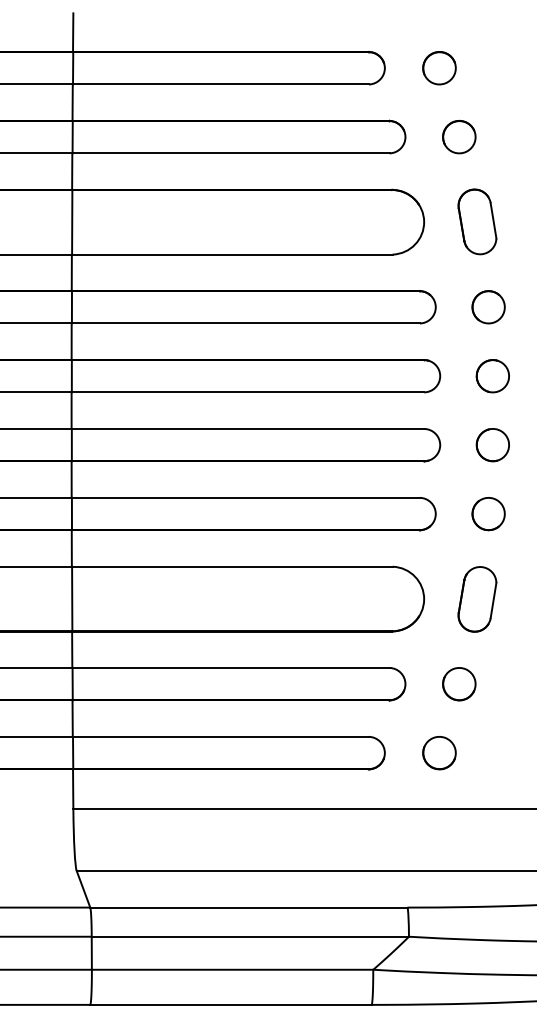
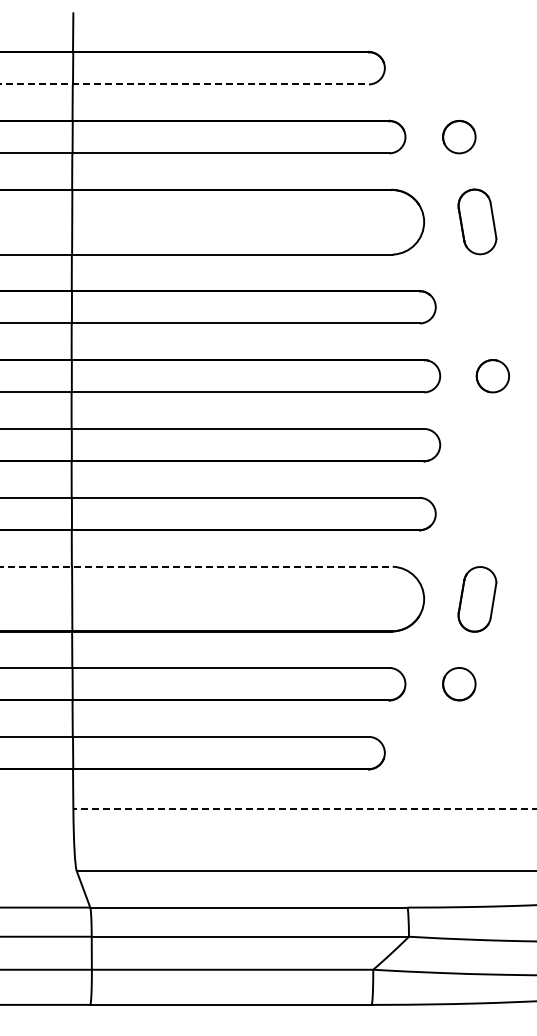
part: present -> none (439, 68)
line: solid -> dashed (185, 84)
part: present -> none (488, 307)
part: present -> none (492, 445)
part: present -> none (488, 514)
line: solid -> dashed (196, 566)
part: present -> none (439, 753)
line: solid -> dashed (304, 808)
